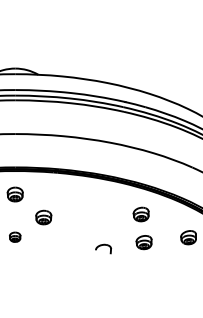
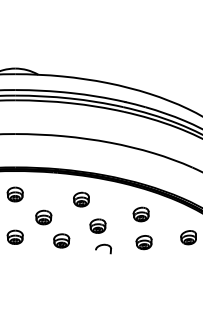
part: none -> present (81, 199)
part: none -> present (97, 225)
part size: 13x12 px -> 18x16 px (14, 236)
part: none -> present (61, 240)
